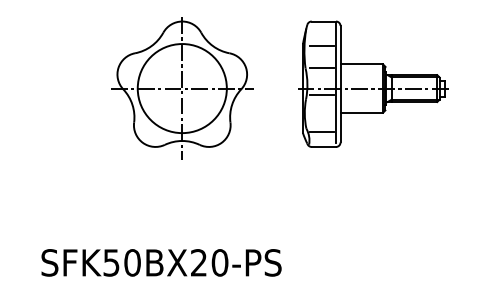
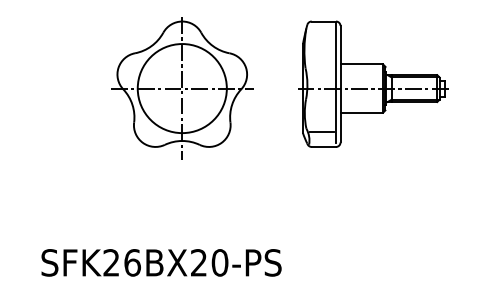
line: present -> none (321, 46)
line: present -> none (321, 67)
line: present -> none (321, 95)
text: SFK50BX20-PS -> SFK26BX20-PS (121, 262)
